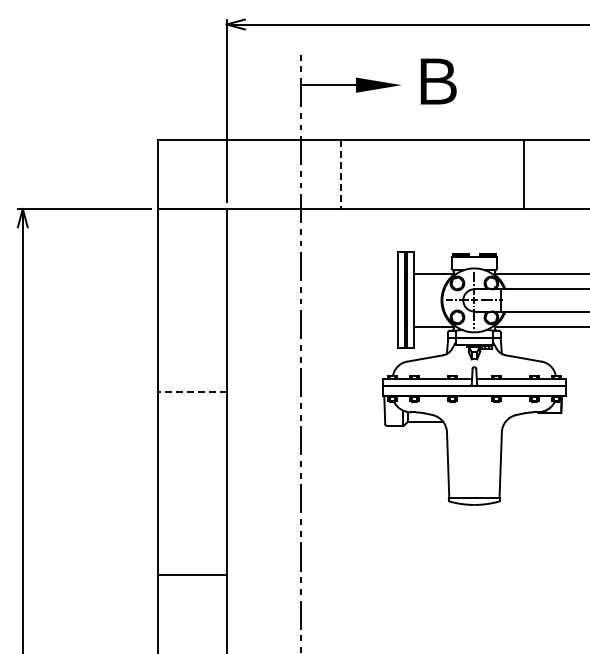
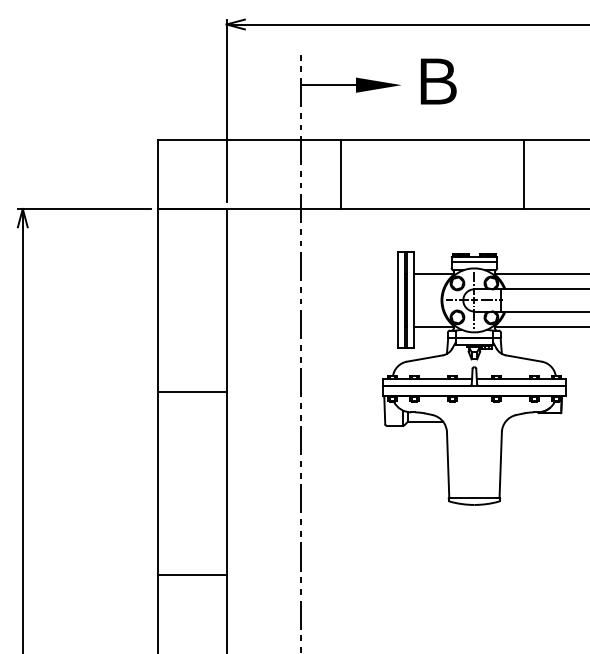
line: dashed -> solid (340, 175)
line: none -> present (474, 262)
line: dashed -> solid (191, 391)
